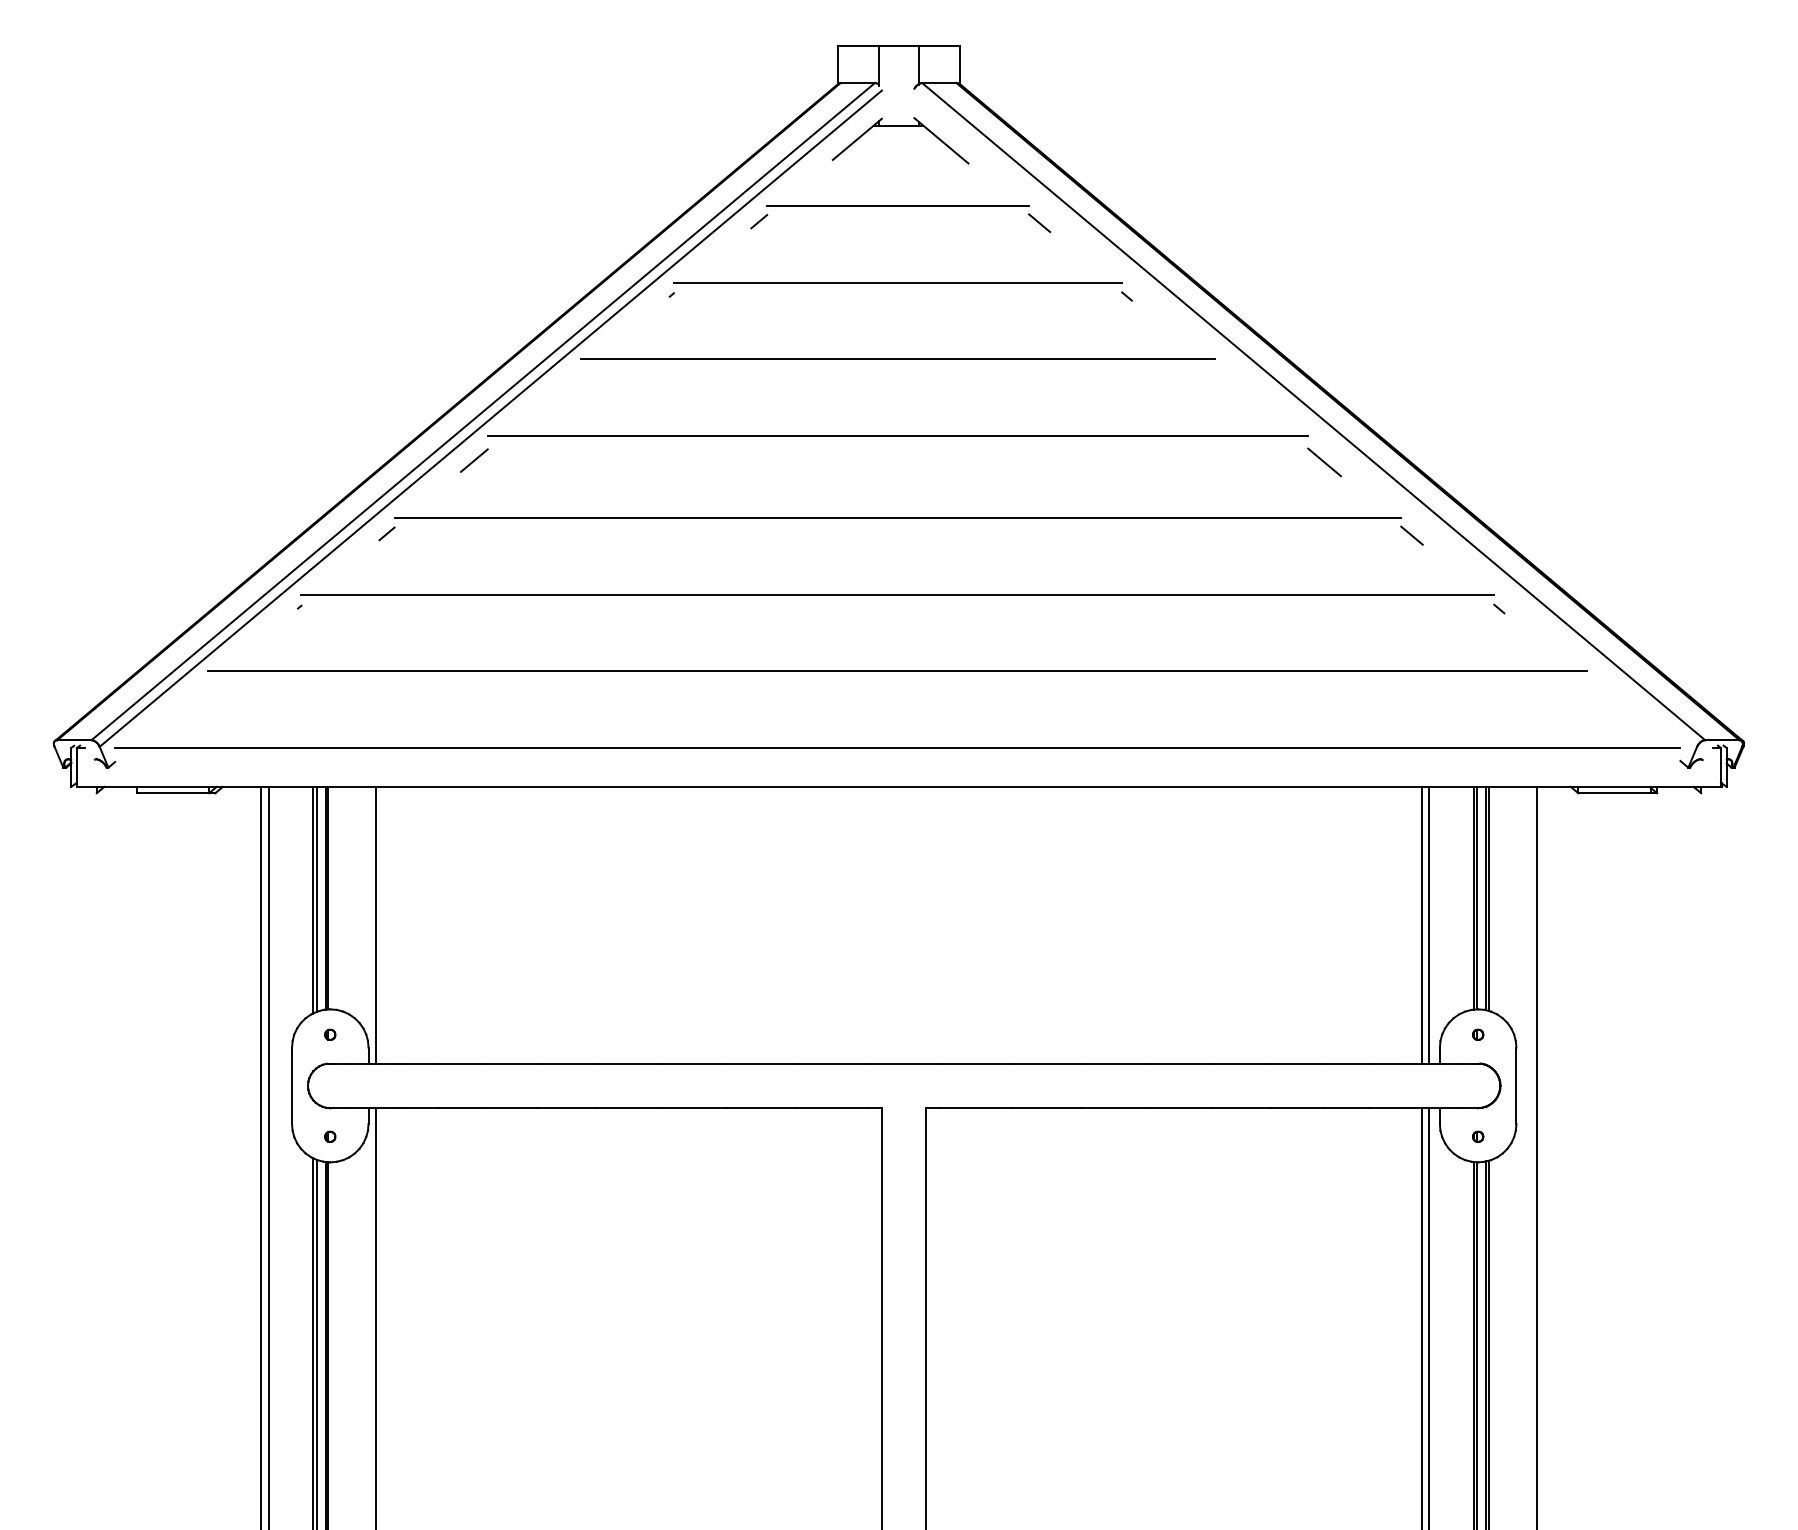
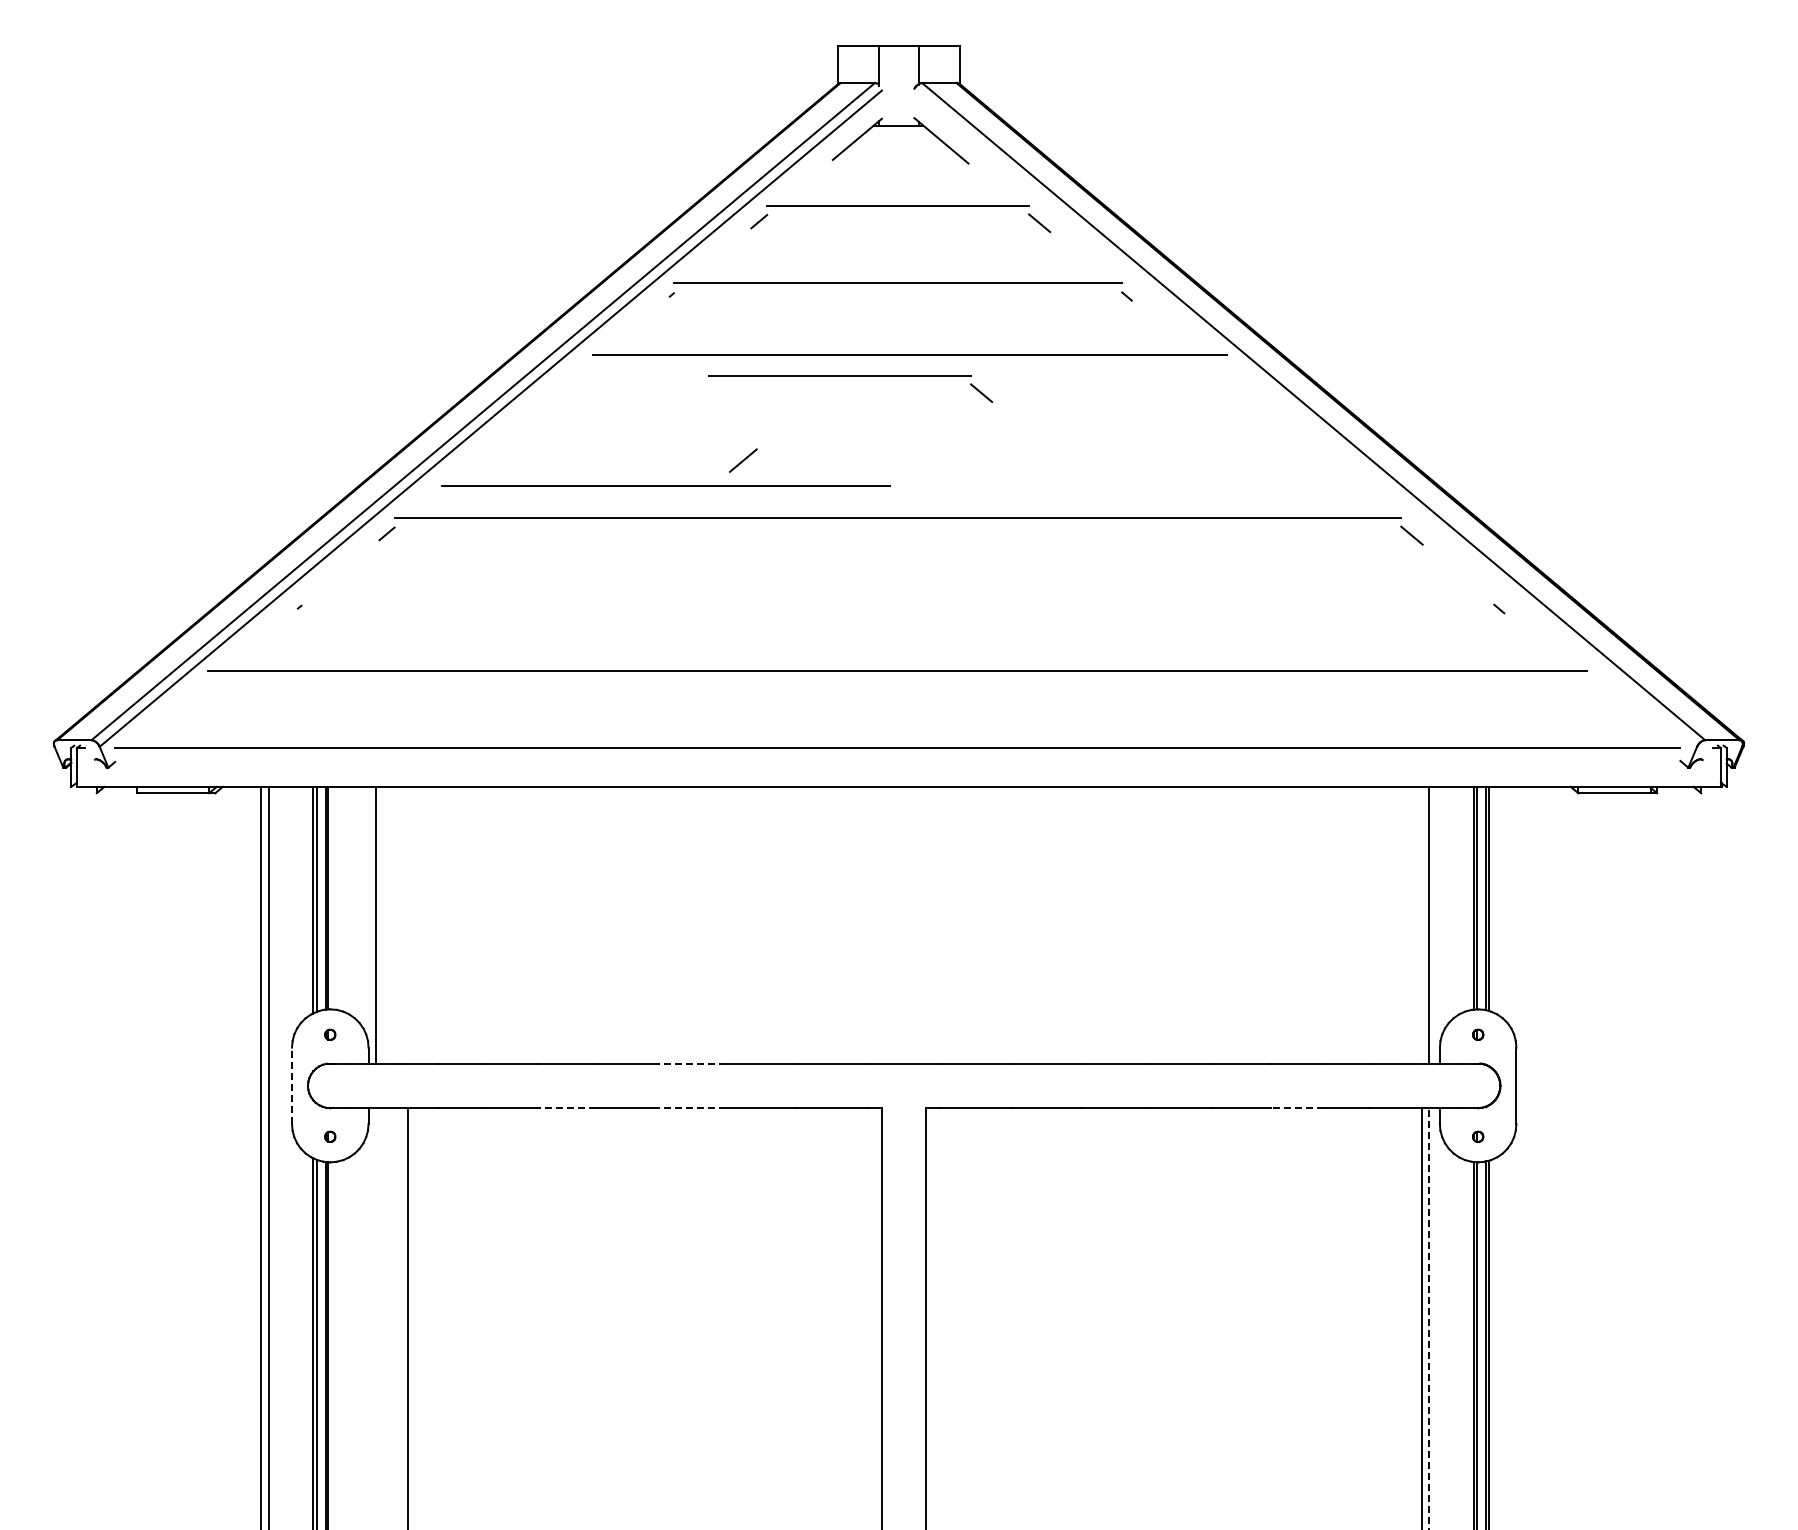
line position: (897, 358) -> (909, 354) (909, 354)
part: none -> present (850, 376)
line: present -> none (897, 435)
line position: (473, 460) -> (742, 460) (742, 460)
line: present -> none (1324, 462)
line: none -> present (665, 485)
line: present -> none (897, 594)
line: present -> none (1421, 924)
line: solid -> dashed (692, 1063)
line: solid -> dashed (292, 1085)
line: solid -> dashed (566, 1108)
line: solid -> dashed (692, 1108)
line: solid -> dashed (1296, 1108)
line: present -> none (1536, 1156)
line position: (376, 1317) -> (408, 1317) (408, 1317)
line: solid -> dashed (1429, 1319)
